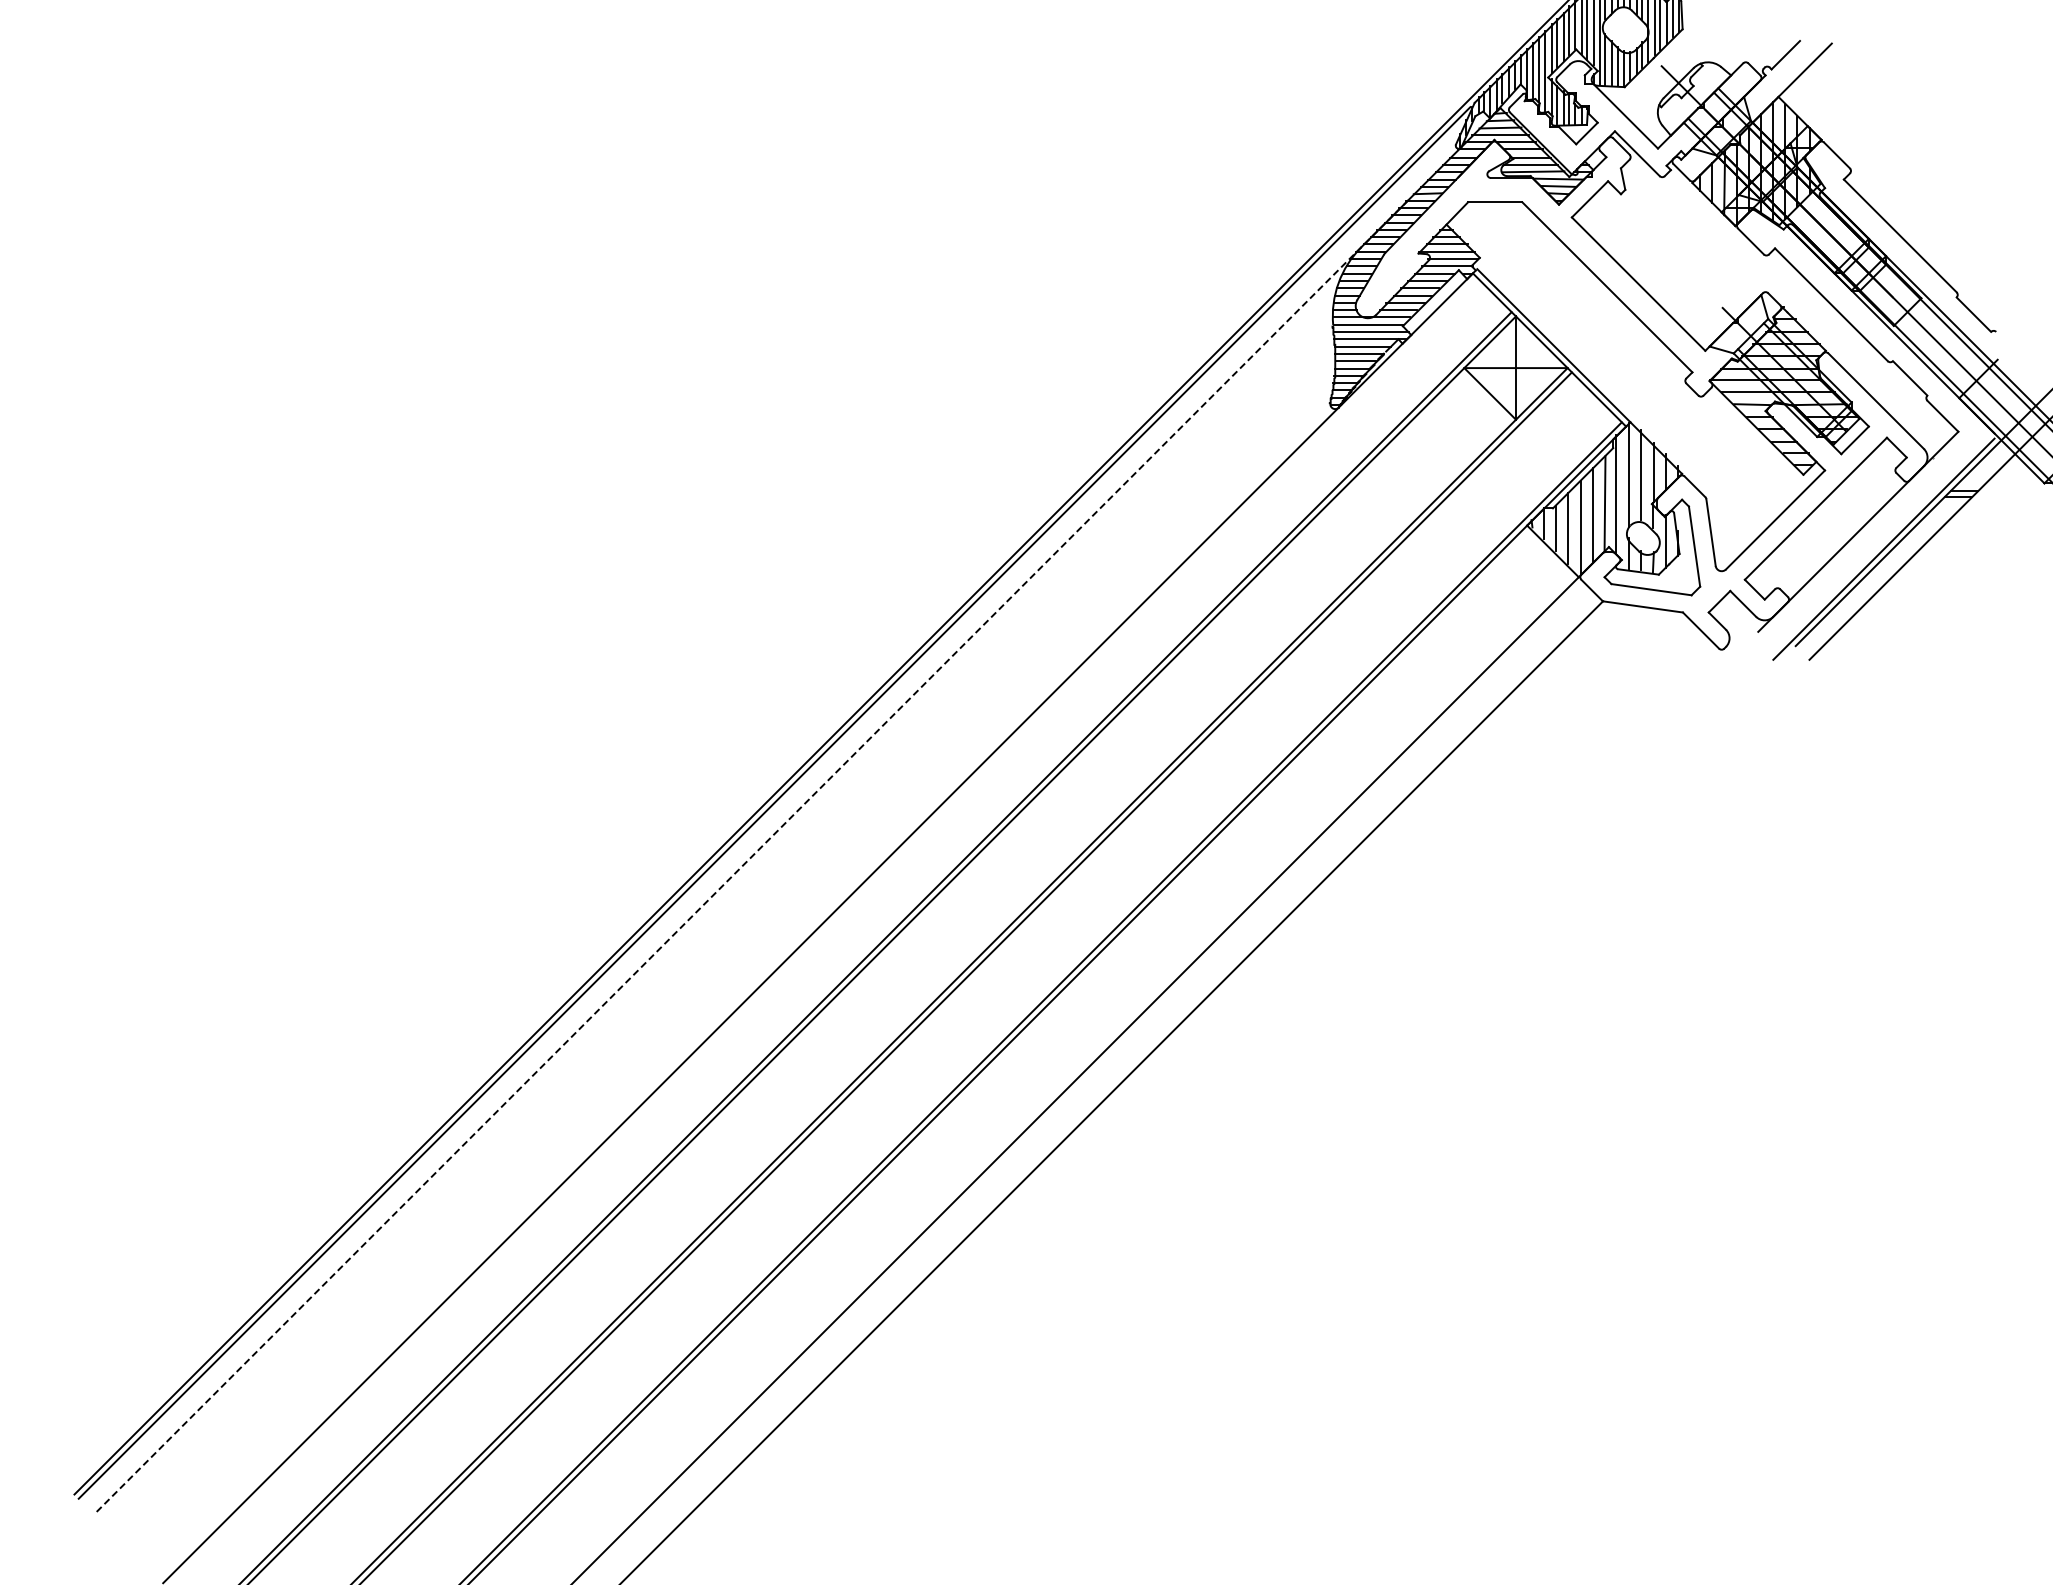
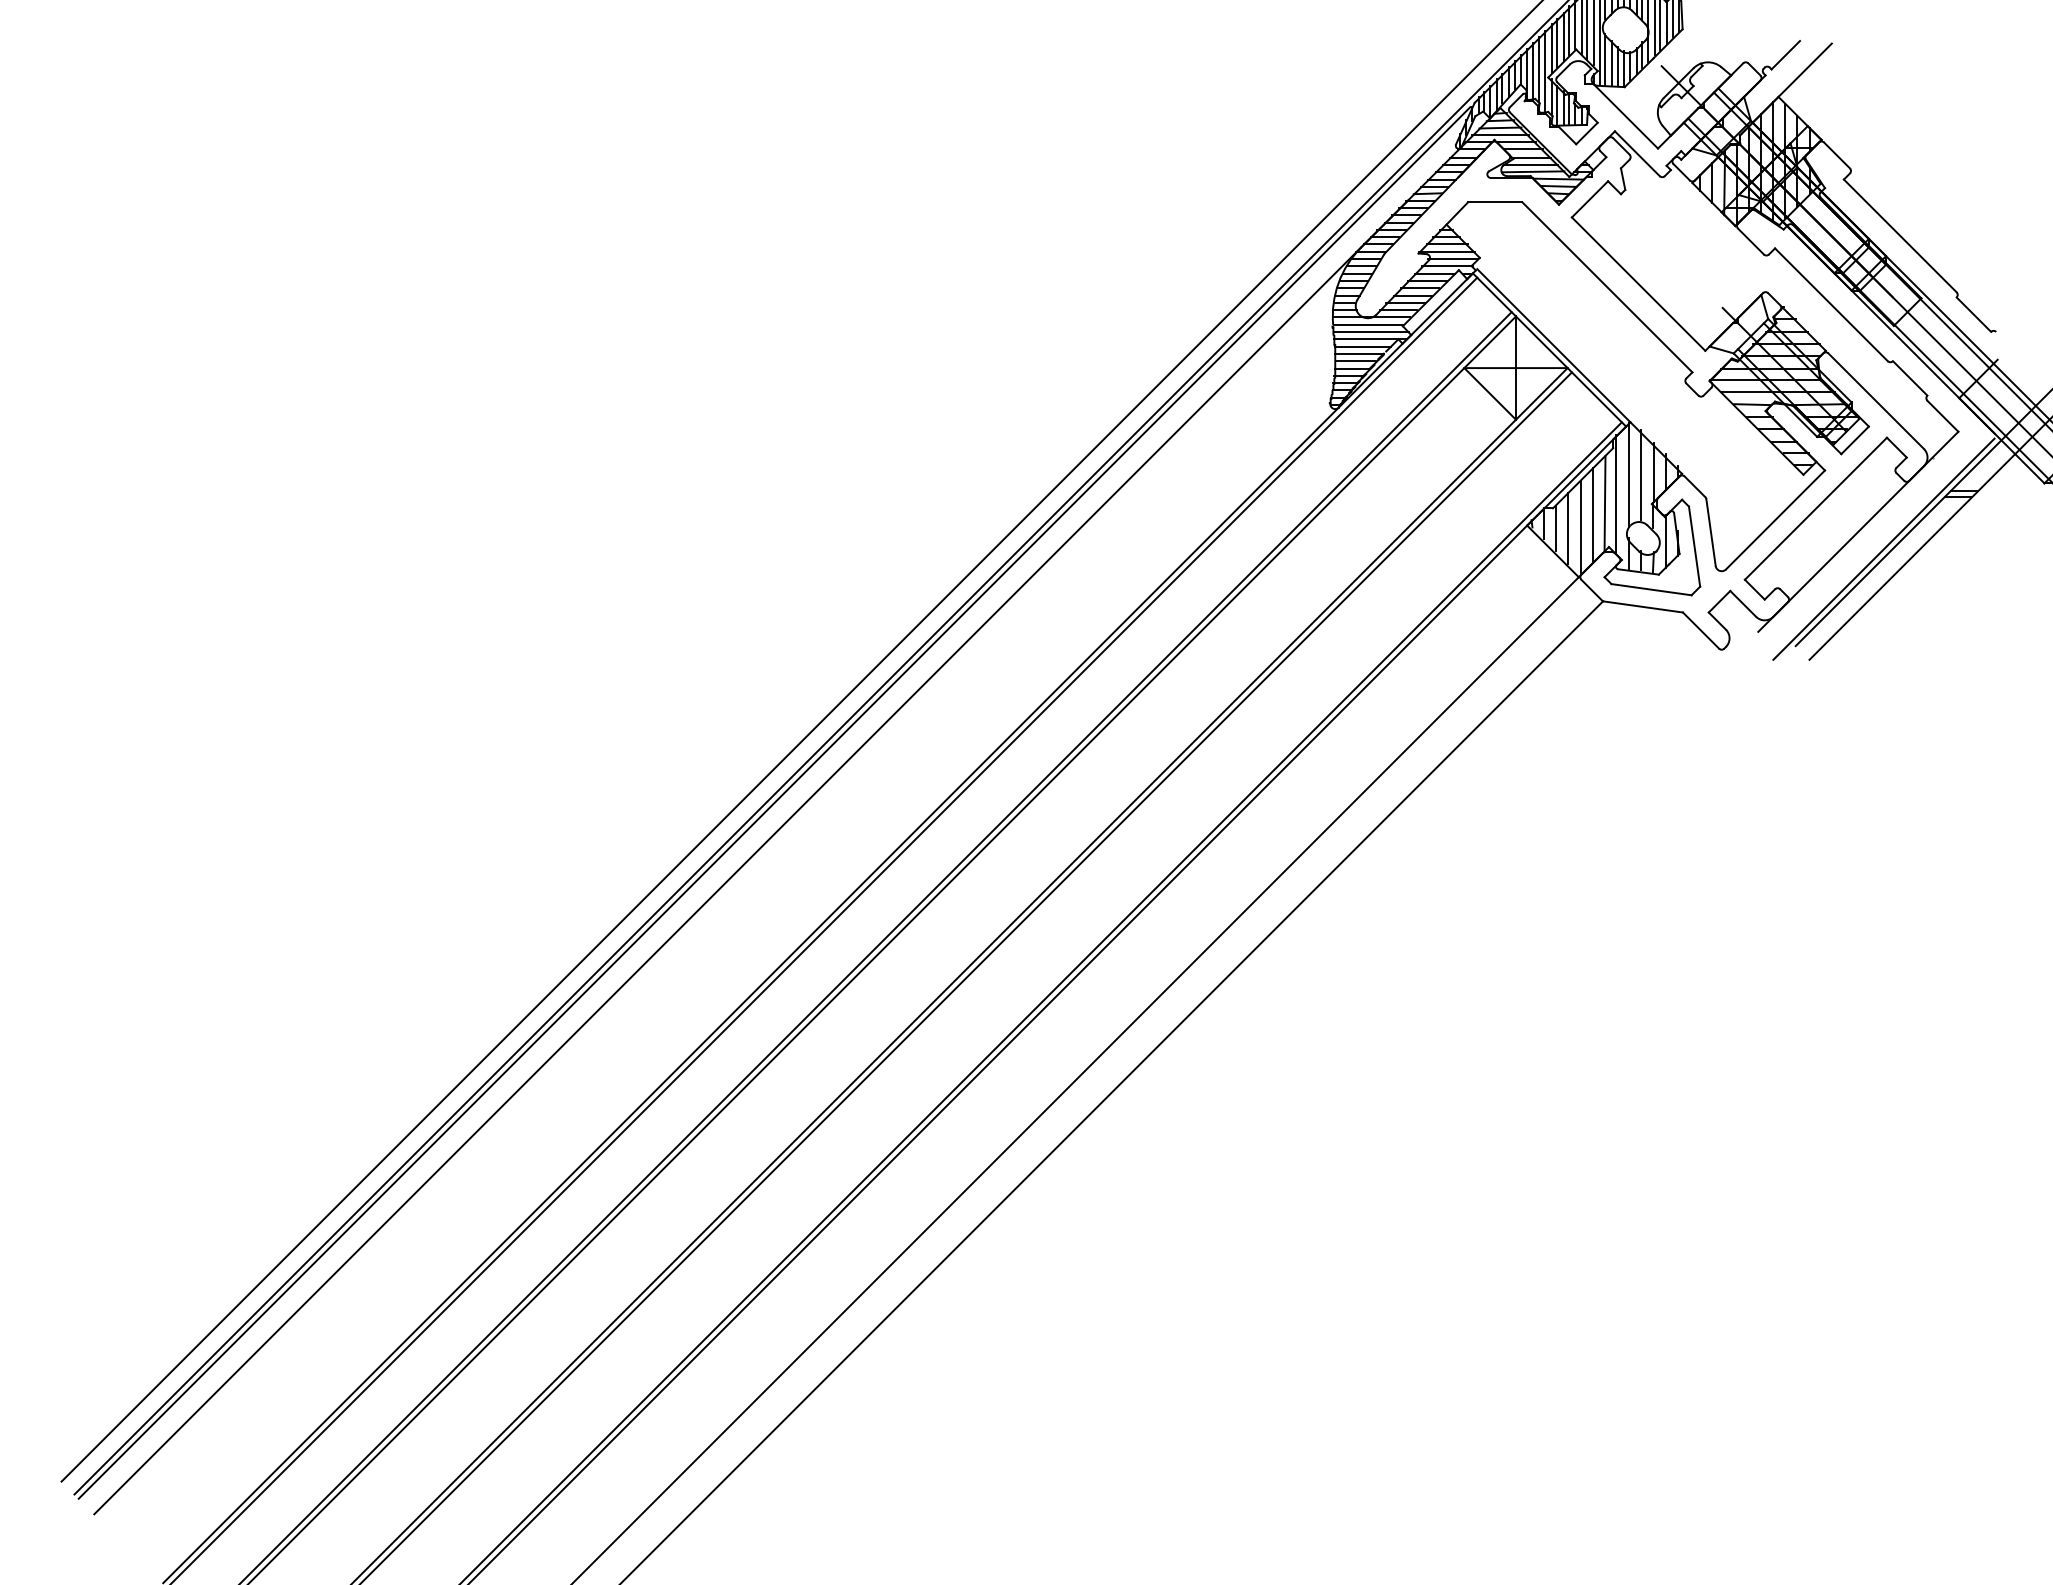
line: none -> present (800, 741)
line: dashed -> solid (750, 857)
line: none -> present (825, 929)
